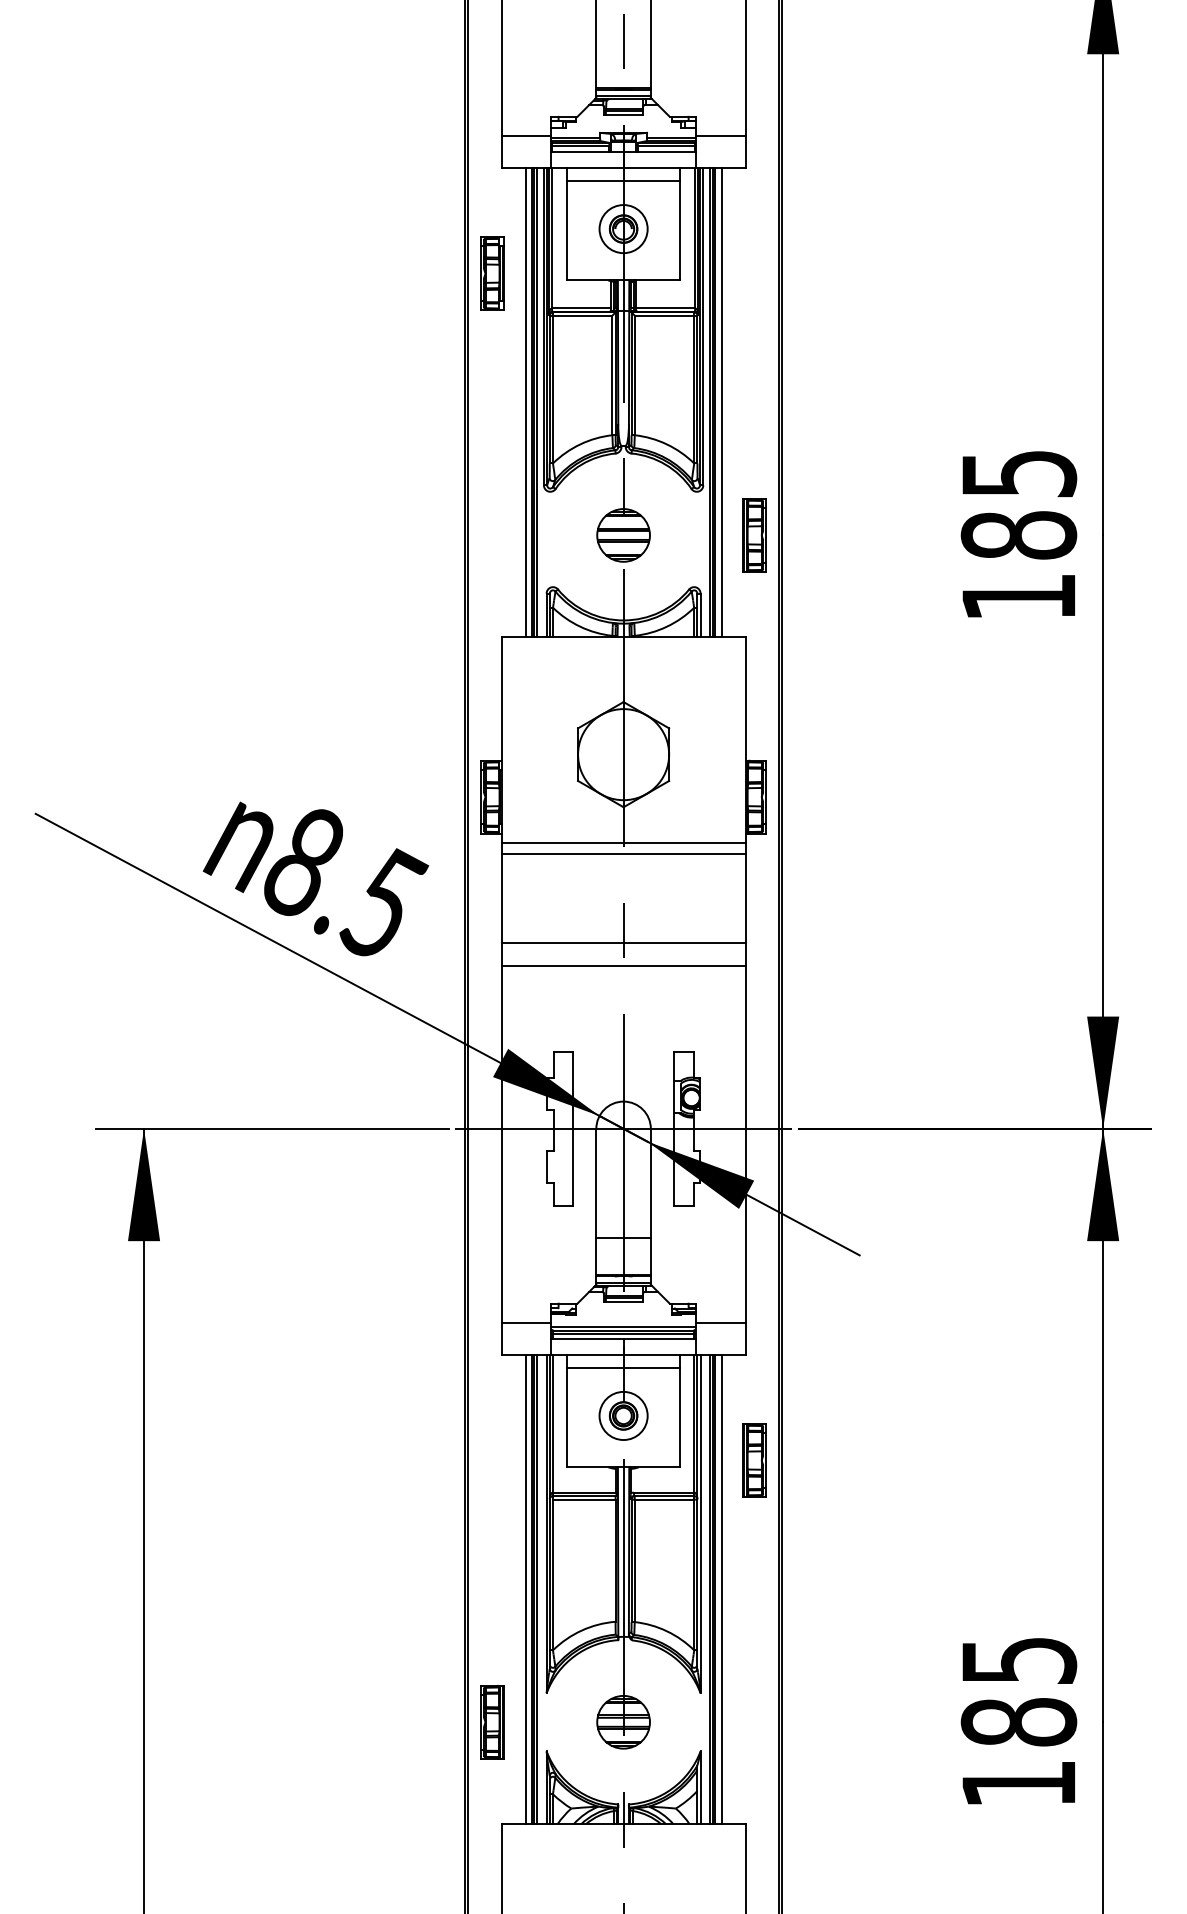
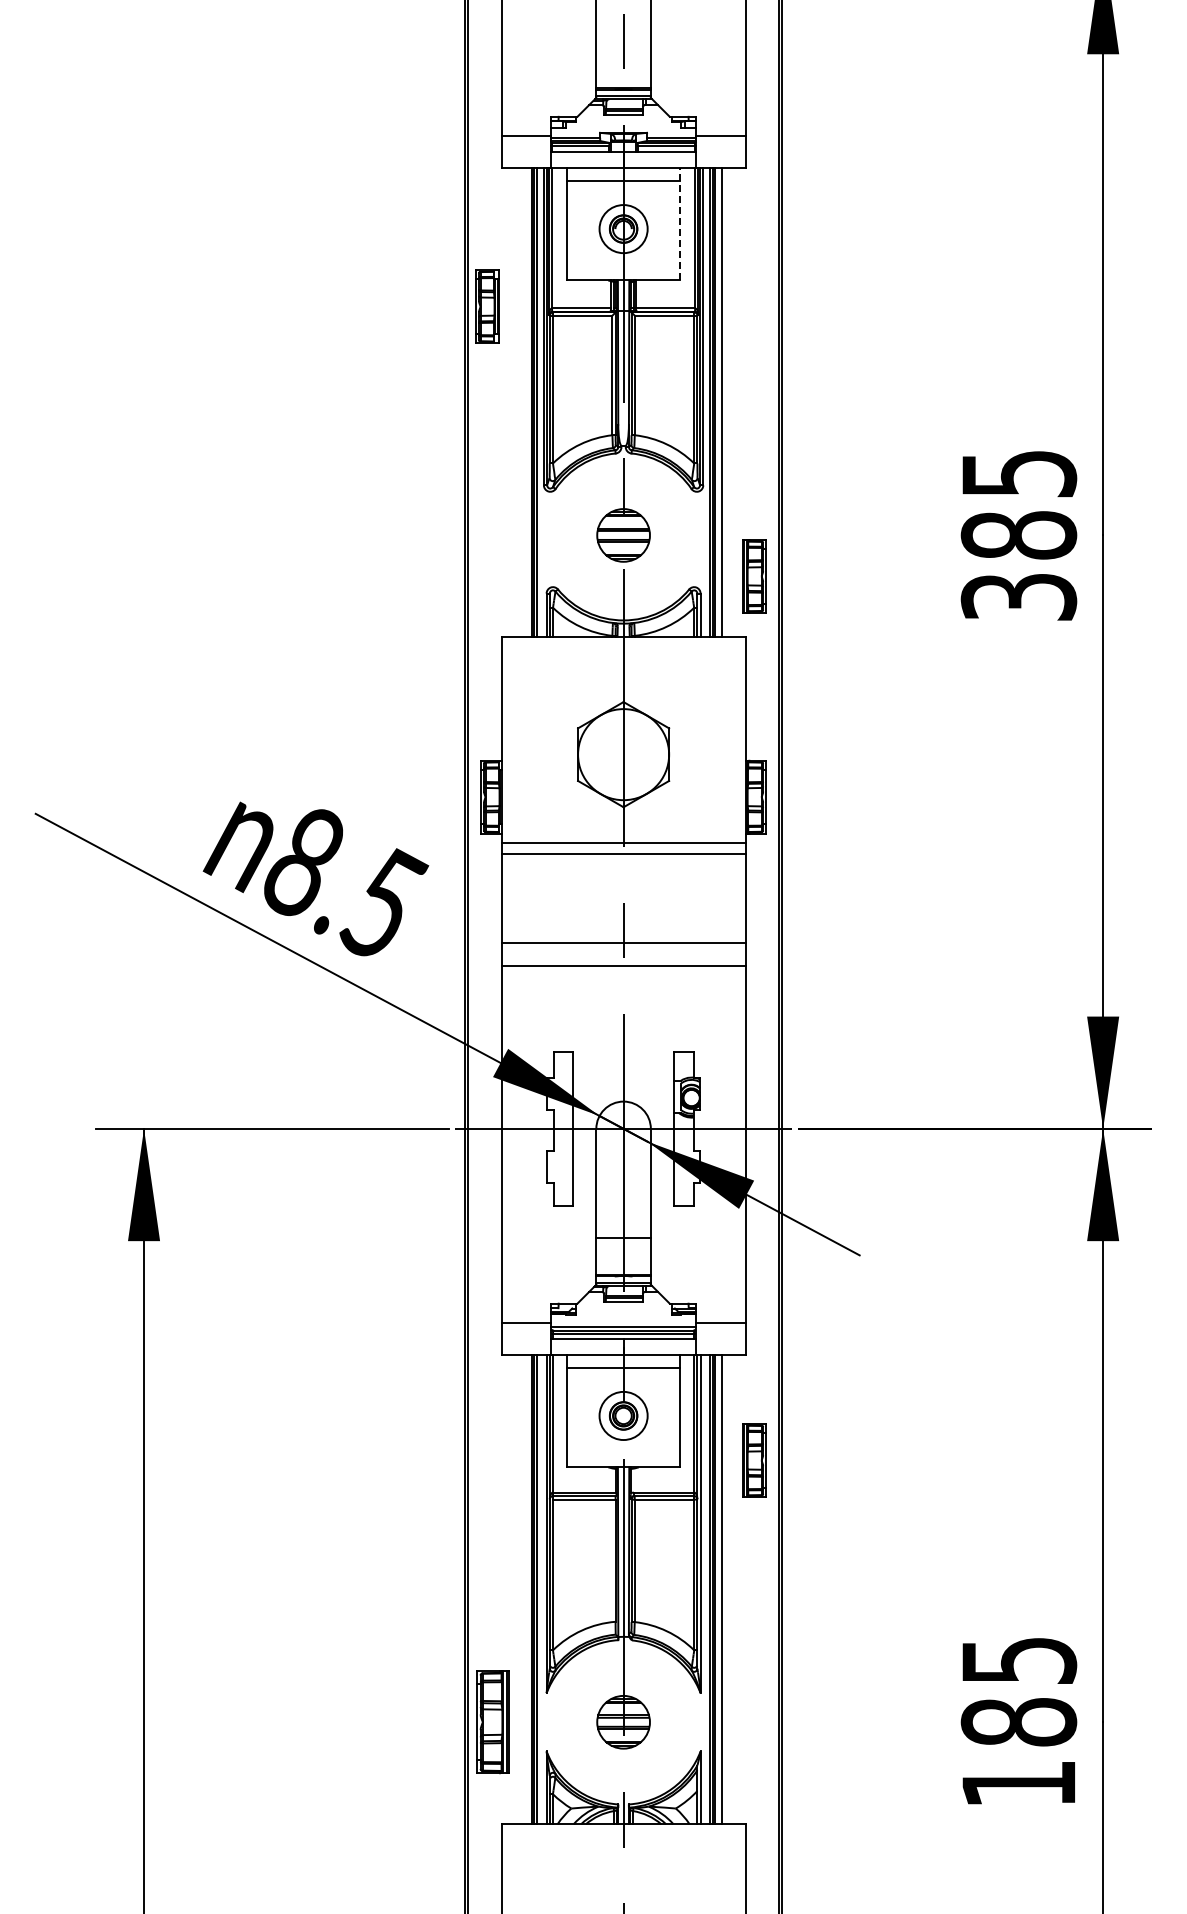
line: solid -> dashed (679, 223)
part position: (492, 273) -> (487, 306) (487, 306)
line: present -> none (525, 402)
part position: (754, 535) -> (754, 576) (754, 576)
text: 185 -> 385 (1018, 597)
line: present -> none (525, 1589)
part size: 25x75 px -> 34x105 px (492, 1722)
